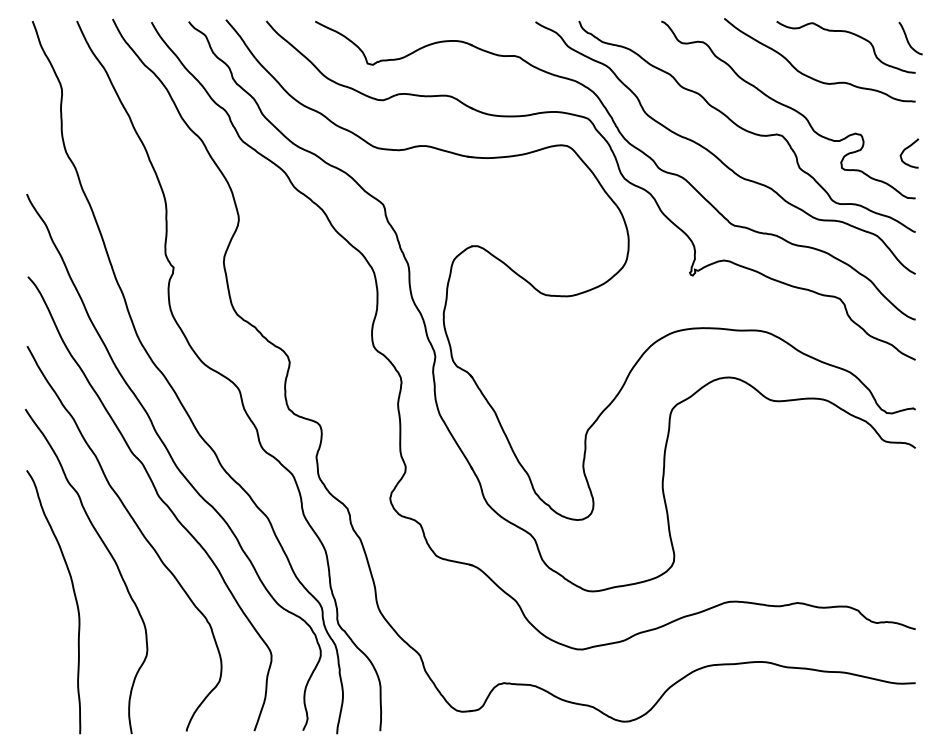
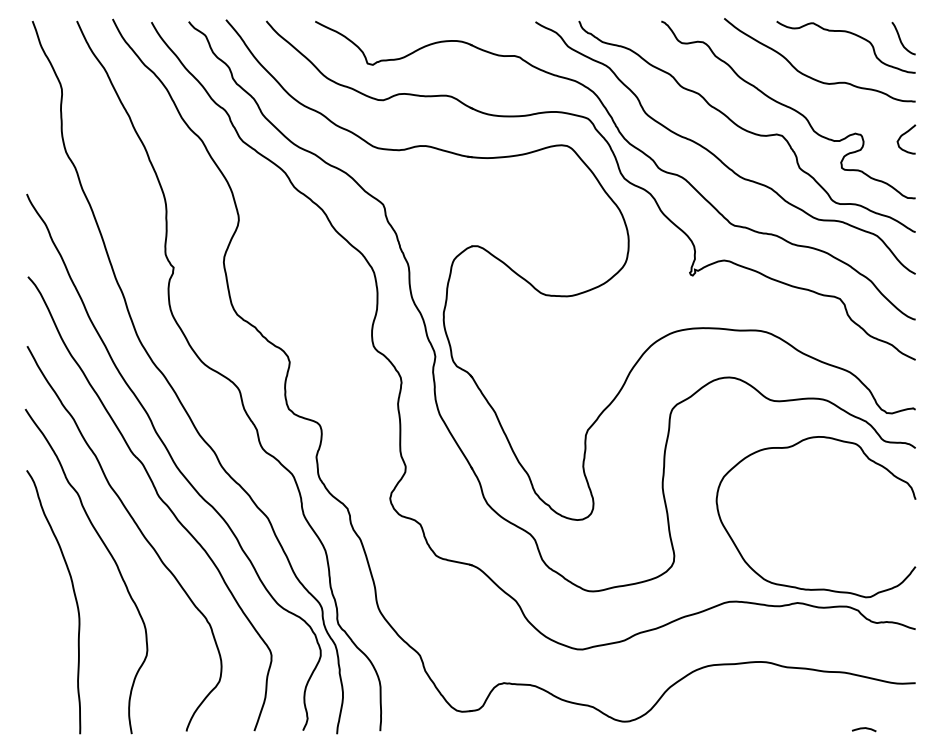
curve position: (908, 39) -> (901, 39) (901, 39)
curve position: (906, 149) -> (903, 135) (903, 135)
curve: none -> present (815, 588)
curve: none -> present (864, 728)
